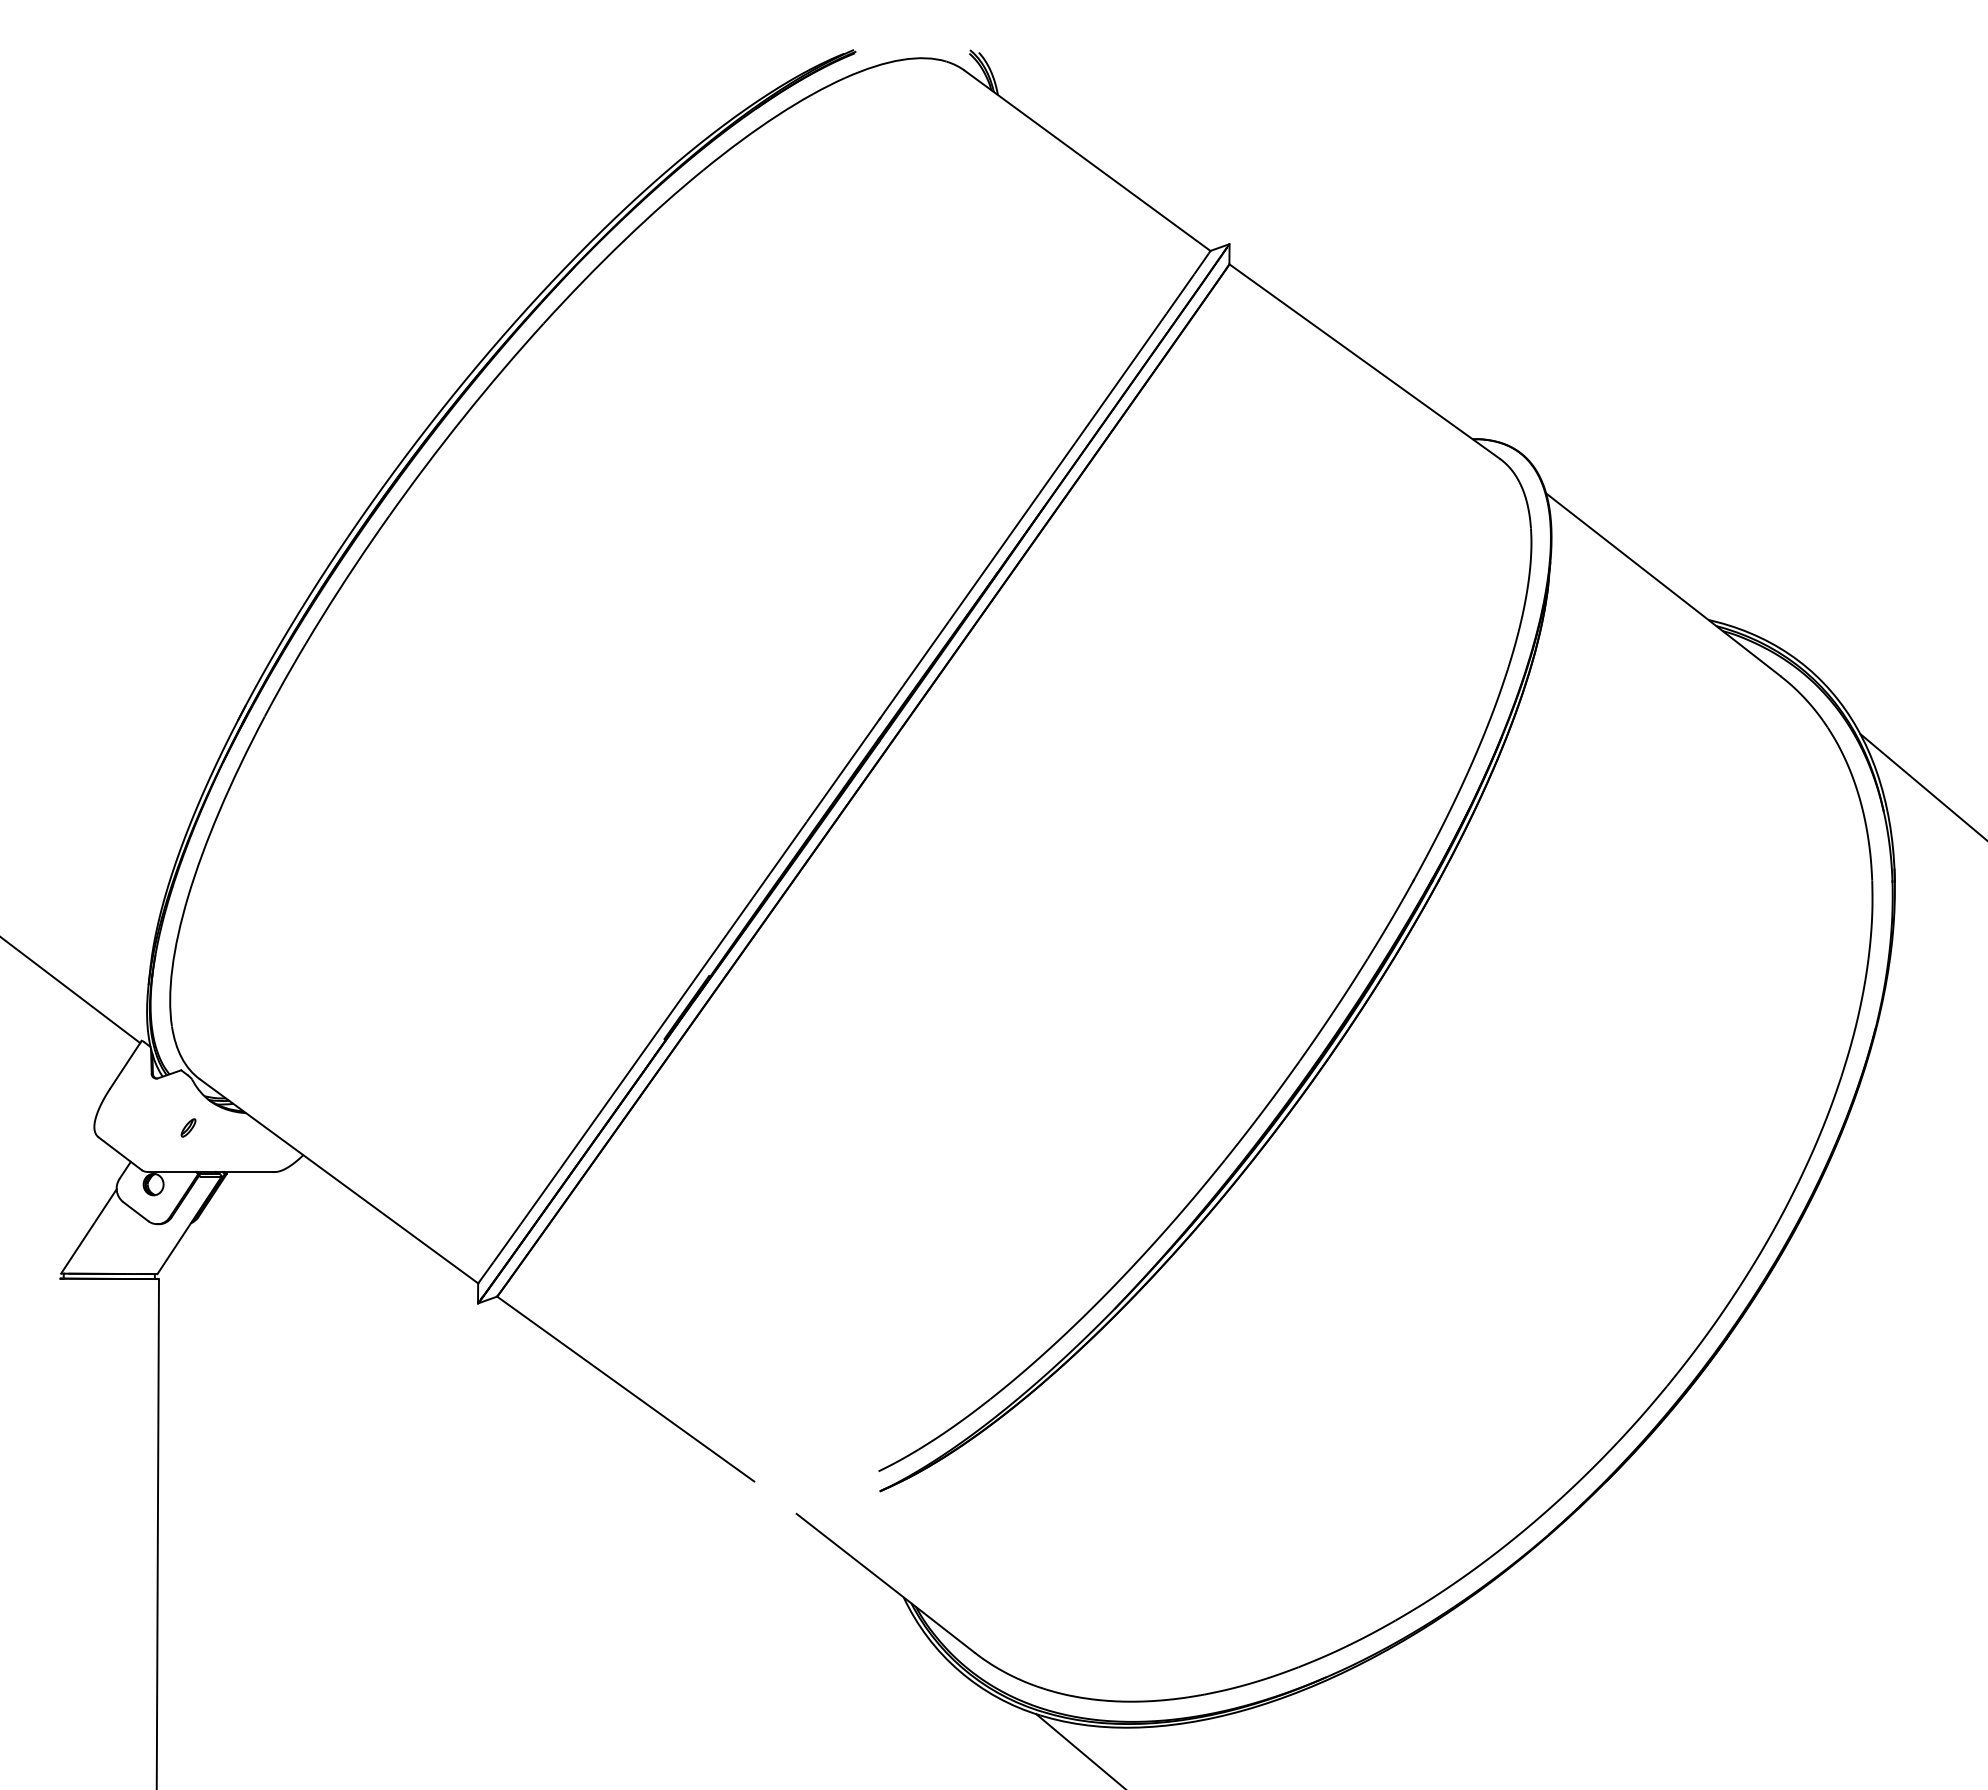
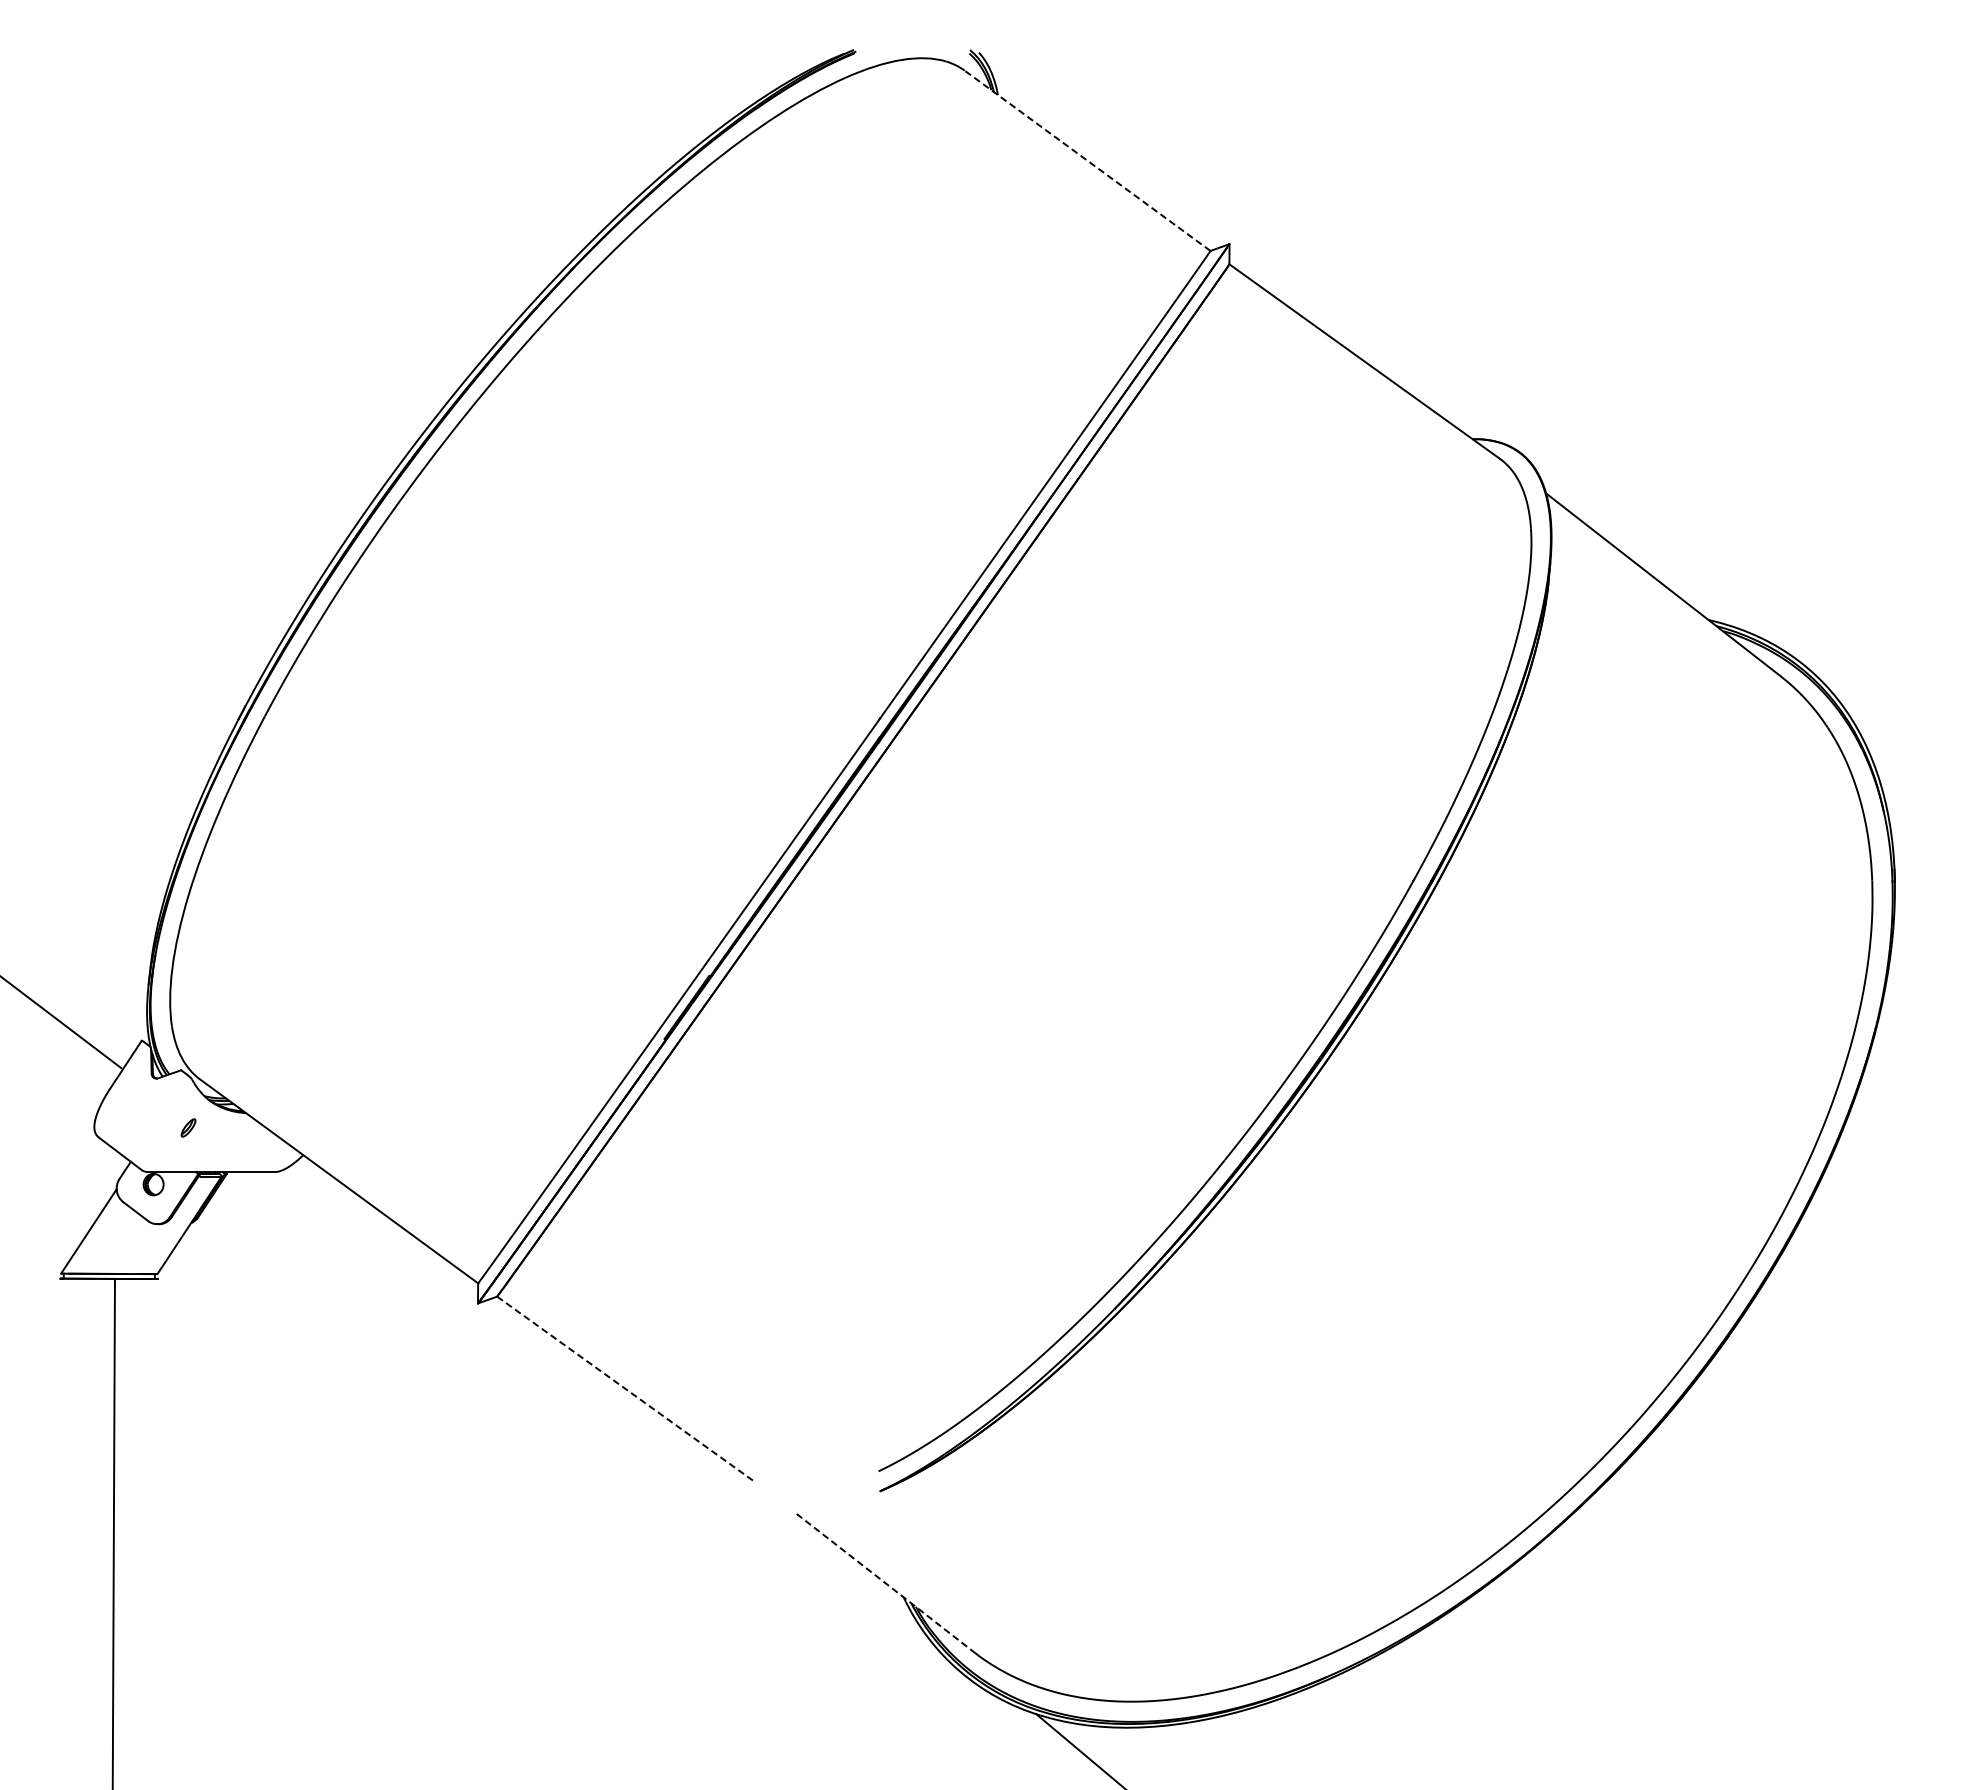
line: solid -> dashed (1087, 160)
line: present -> none (1922, 786)
line position: (71, 990) -> (61, 1022) (61, 1022)
line: solid -> dashed (626, 1389)
line position: (157, 1532) -> (113, 1532) (113, 1532)
line: solid -> dashed (885, 1583)
